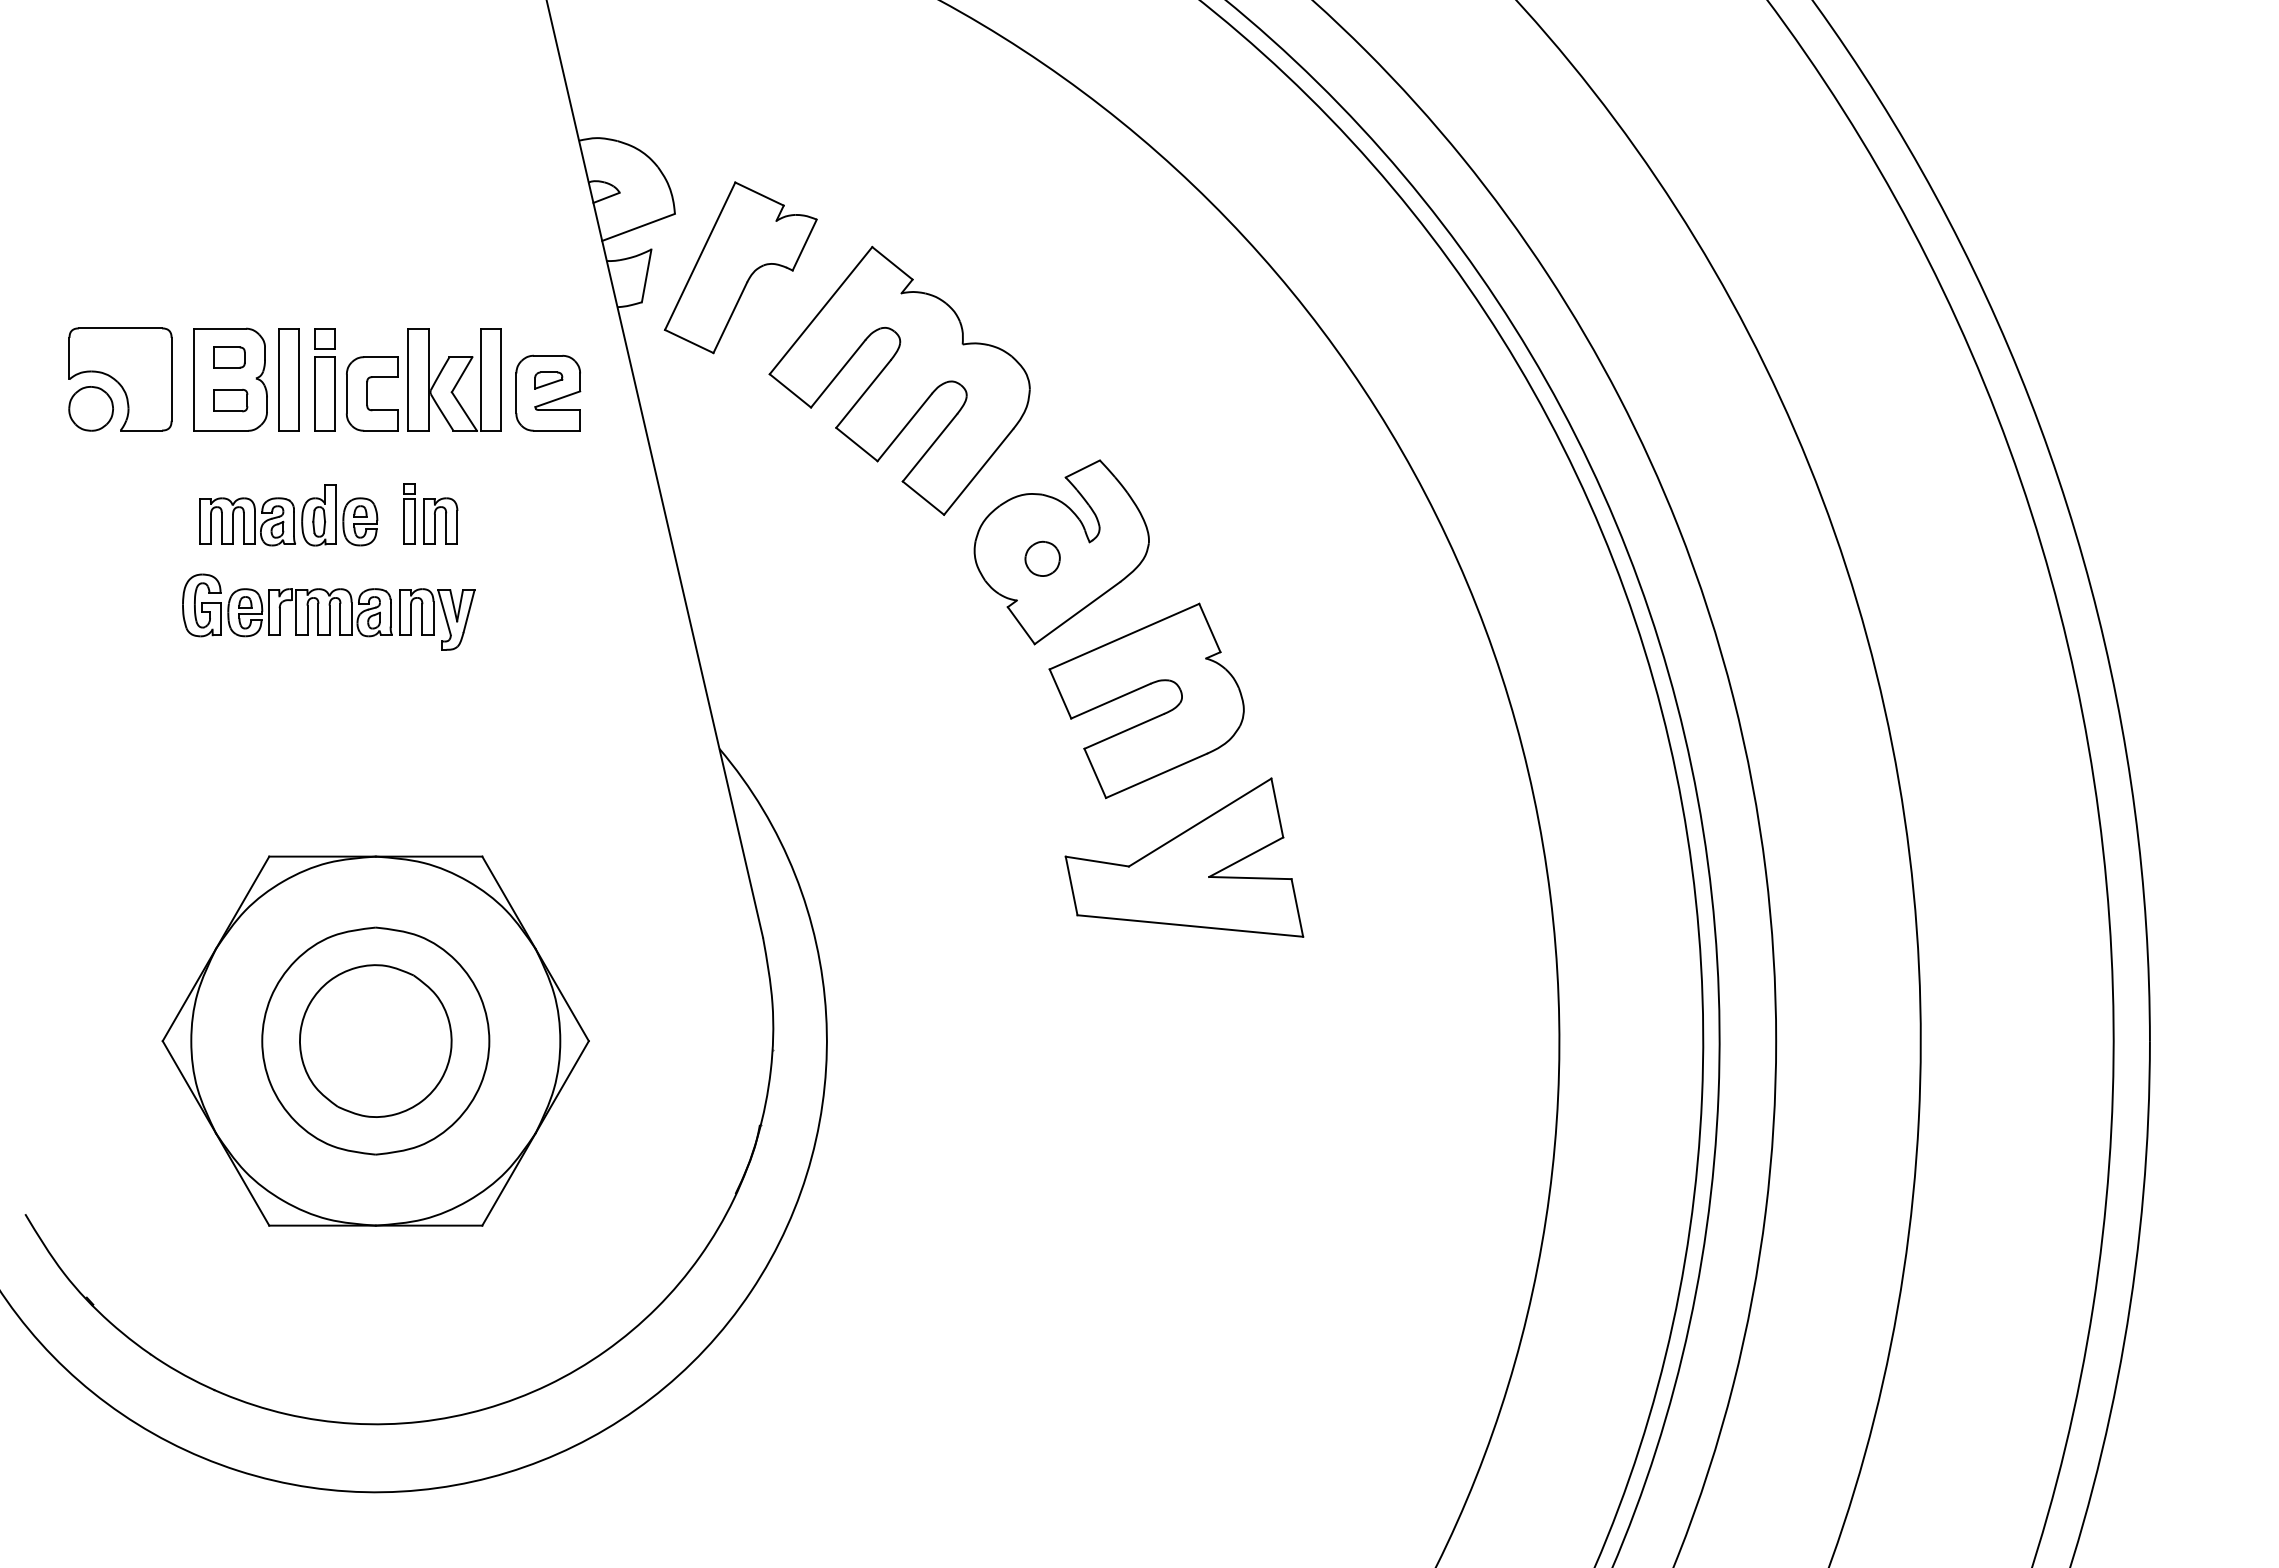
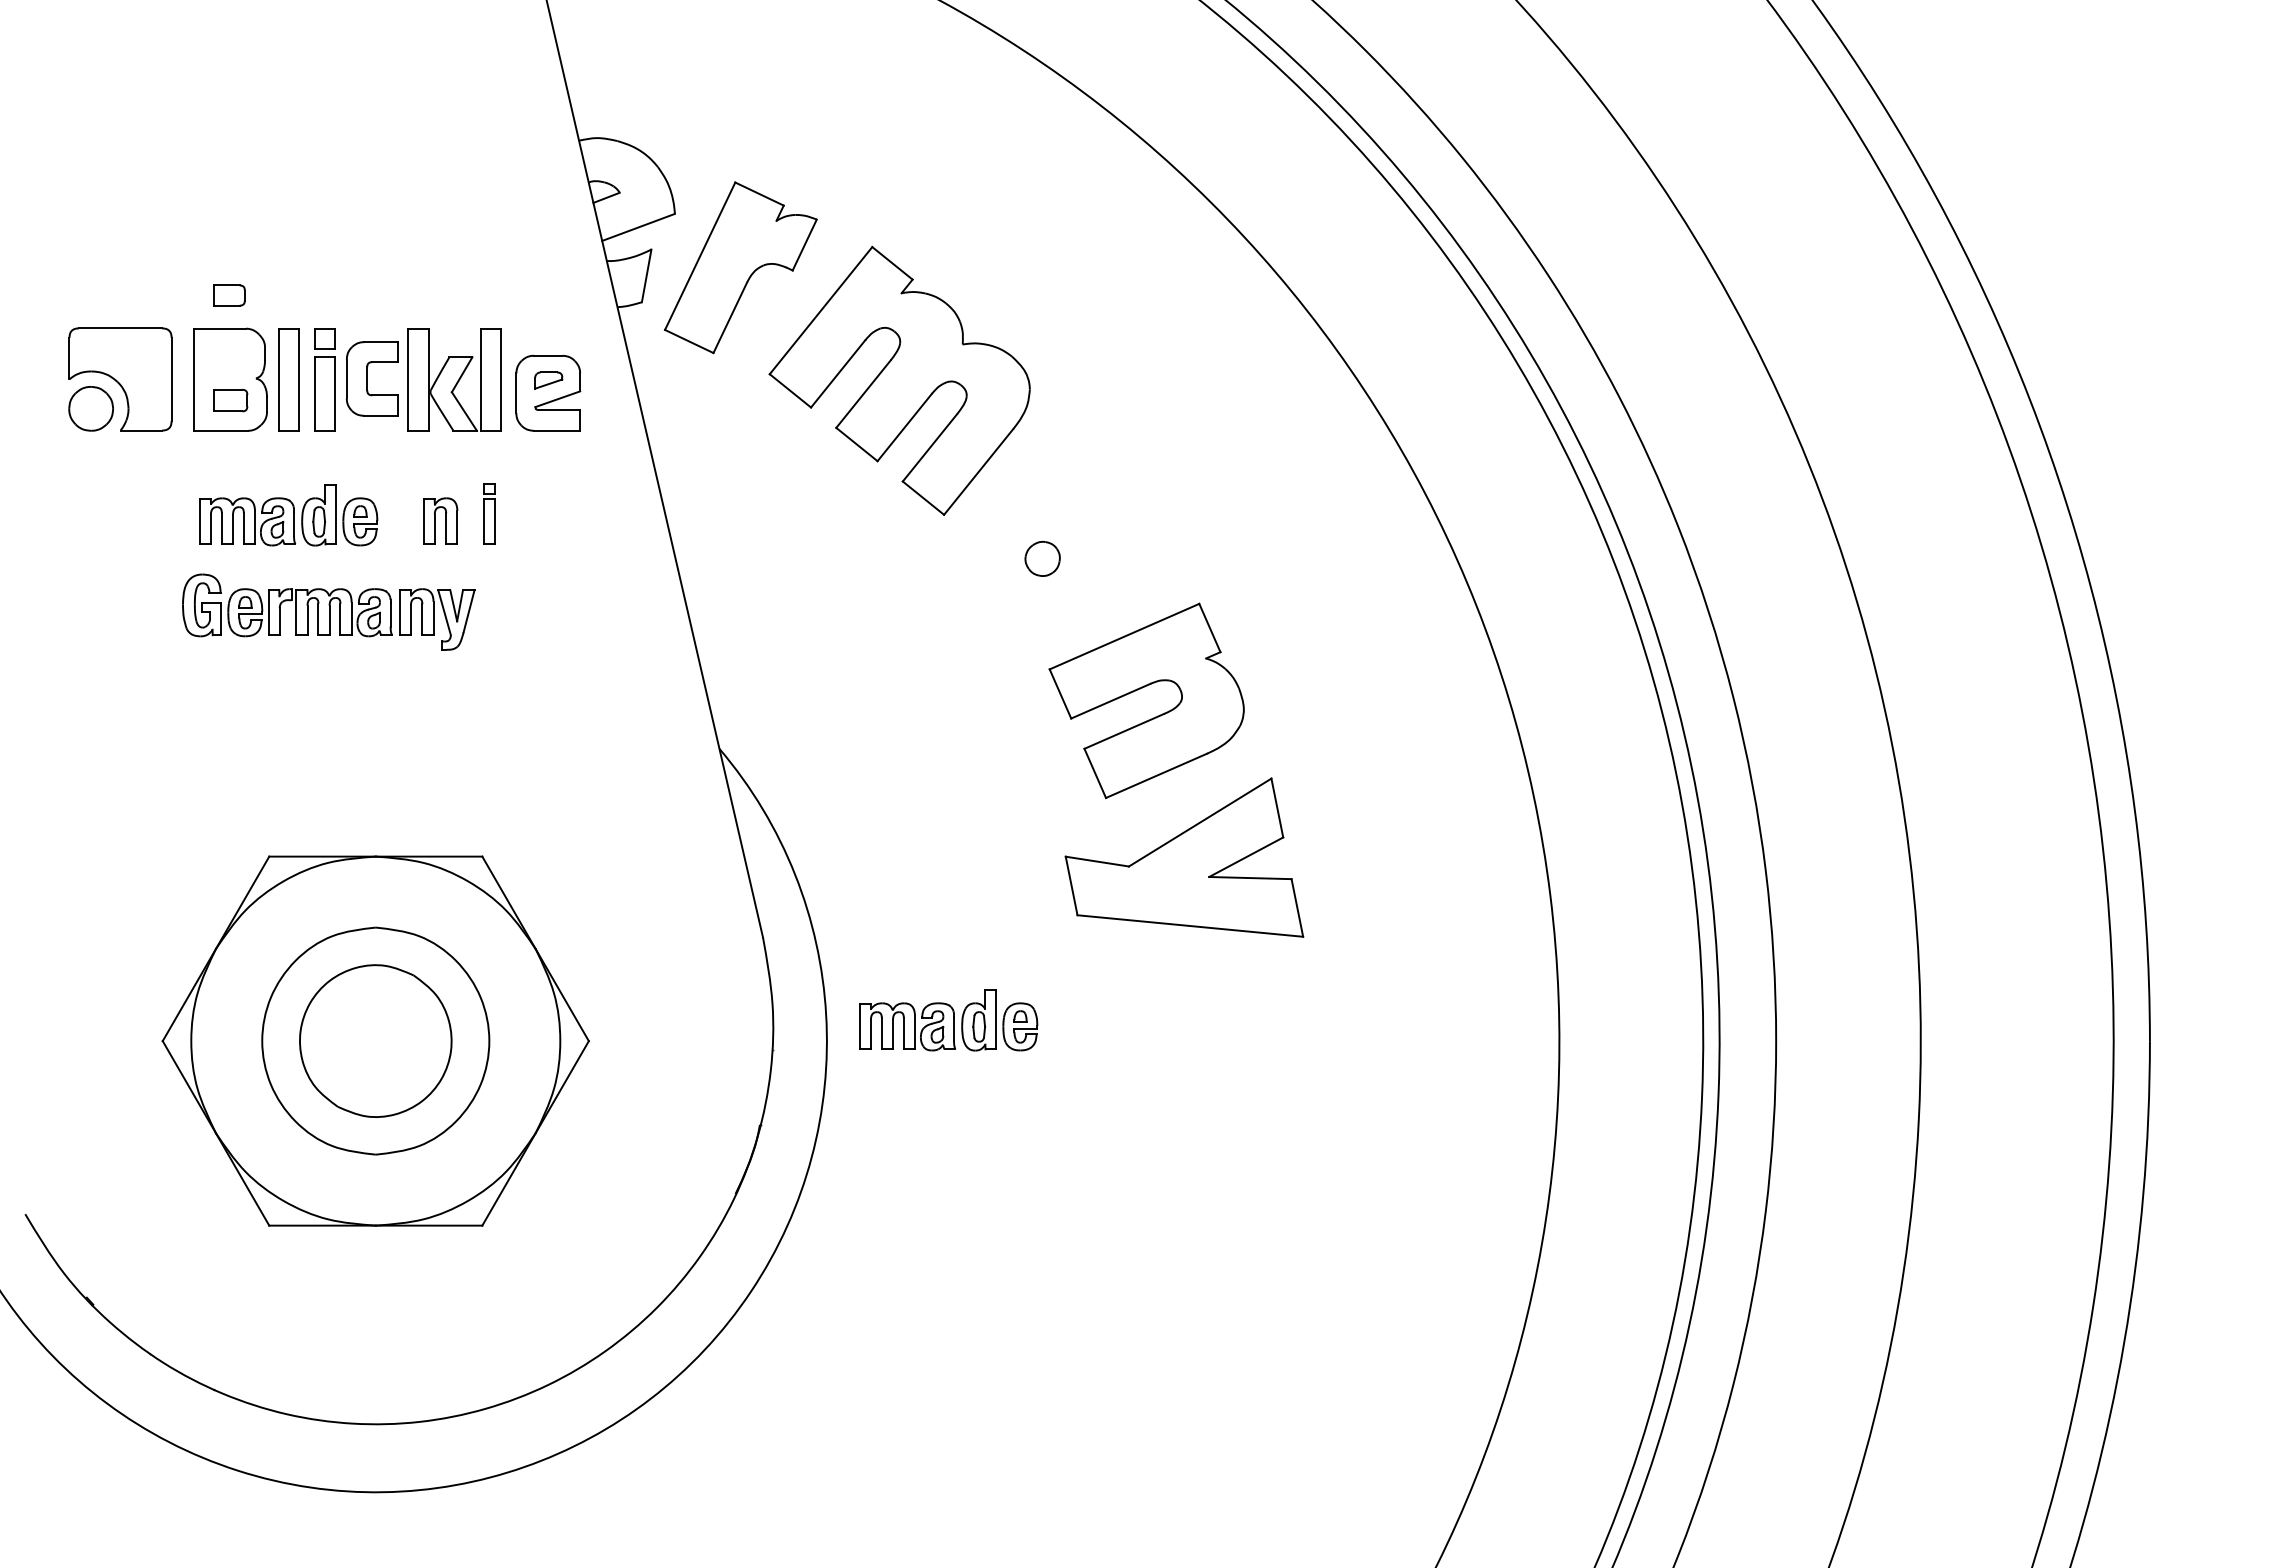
part position: (229, 357) -> (229, 295) (229, 295)
part position: (371, 393) -> (371, 378) (371, 378)
part position: (409, 513) -> (489, 513) (489, 513)
part: present -> none (1061, 552)
part: none -> present (948, 1020)
